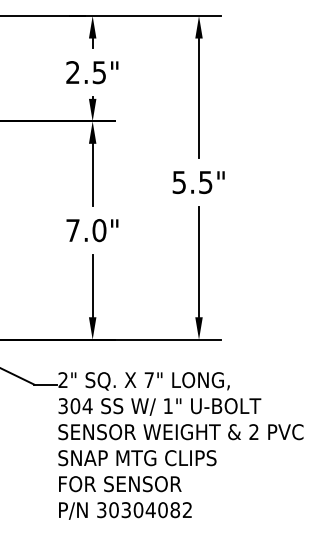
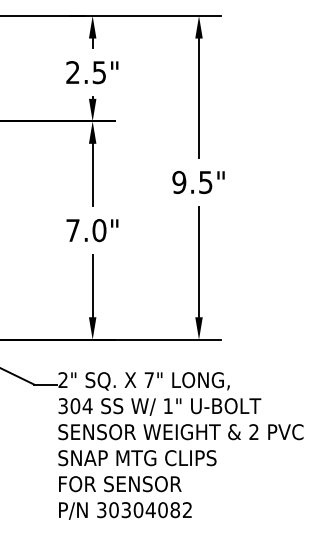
text: 5.5" -> 9.5" (179, 181)
